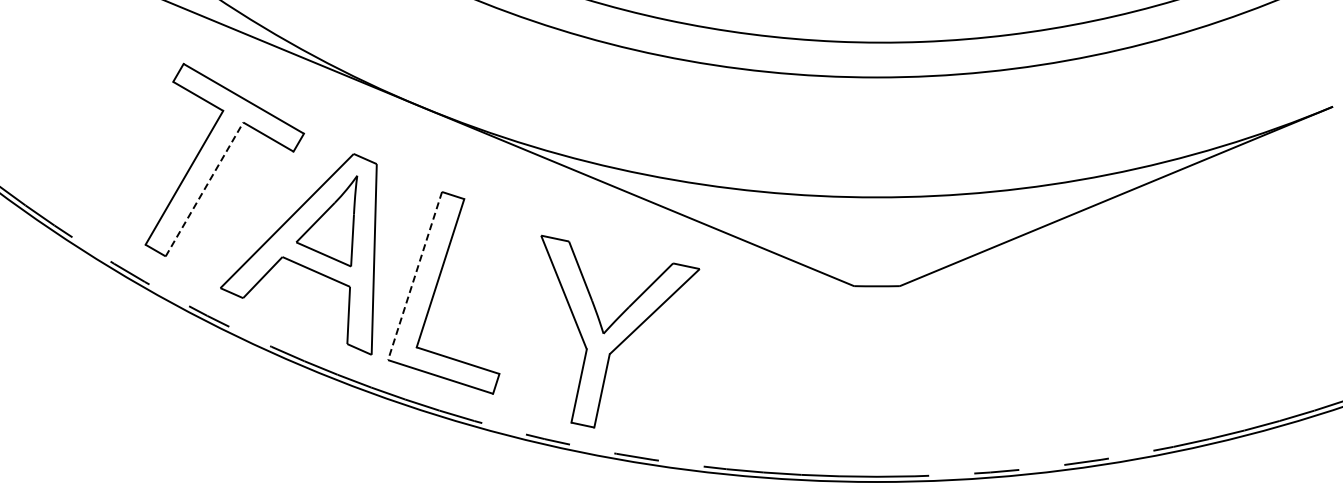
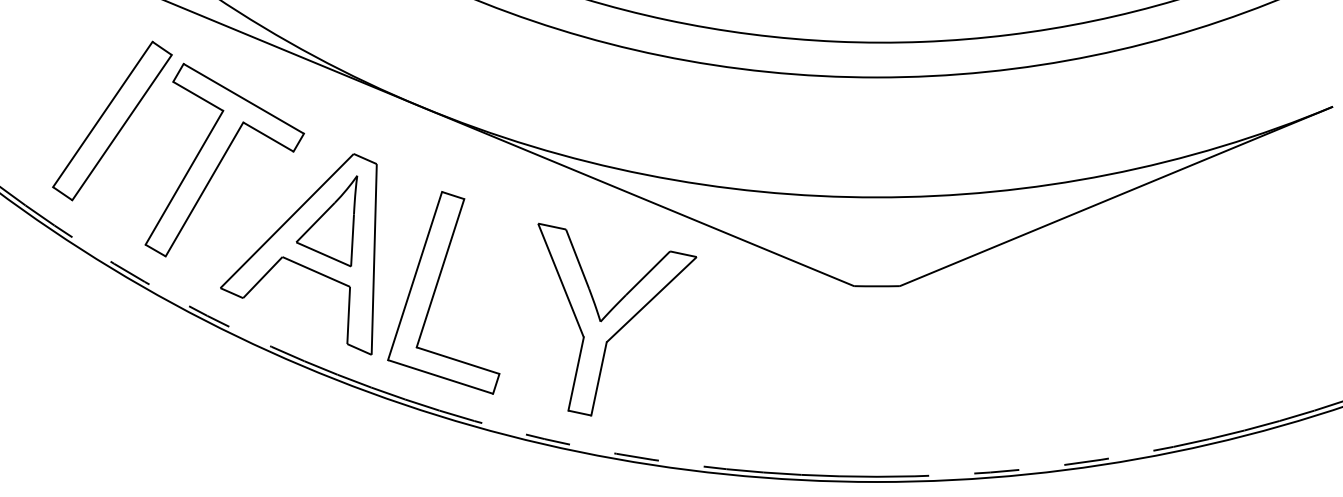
part: none -> present (112, 120)
line: dashed -> solid (204, 189)
line: dashed -> solid (414, 276)
part position: (620, 331) -> (617, 319) (617, 319)
